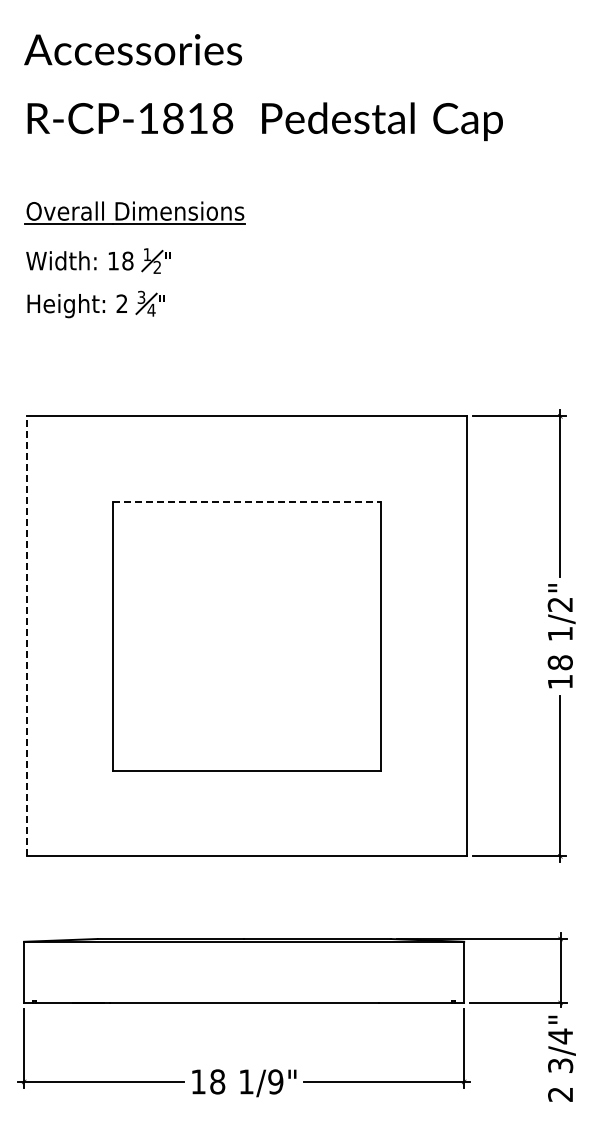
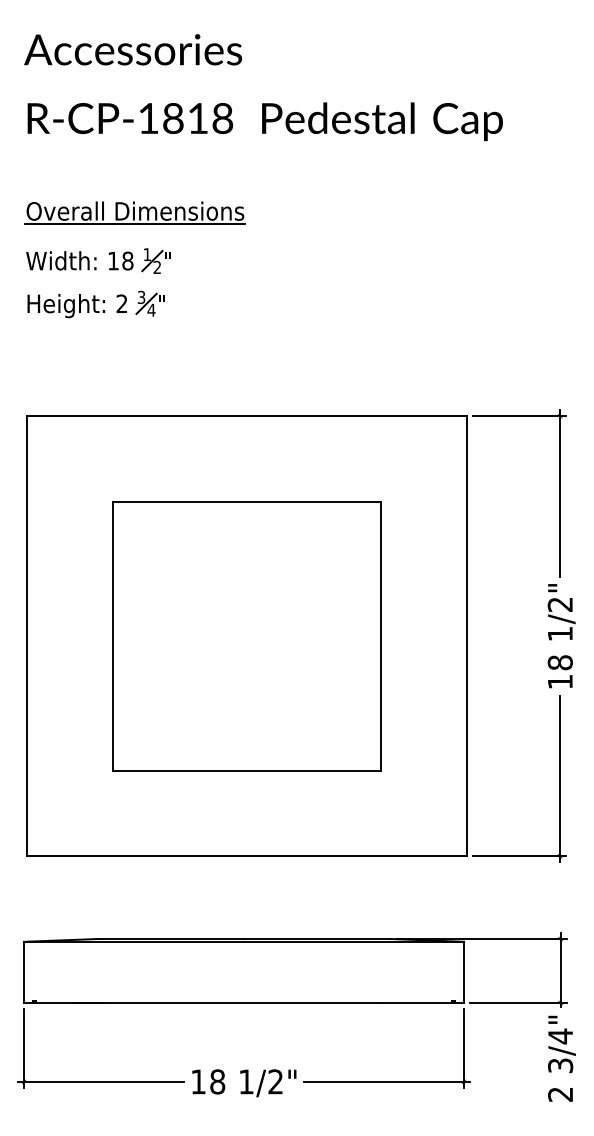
line: dashed -> solid (247, 501)
line: dashed -> solid (27, 635)
text: 1/9" -> 1/2" (275, 1081)
